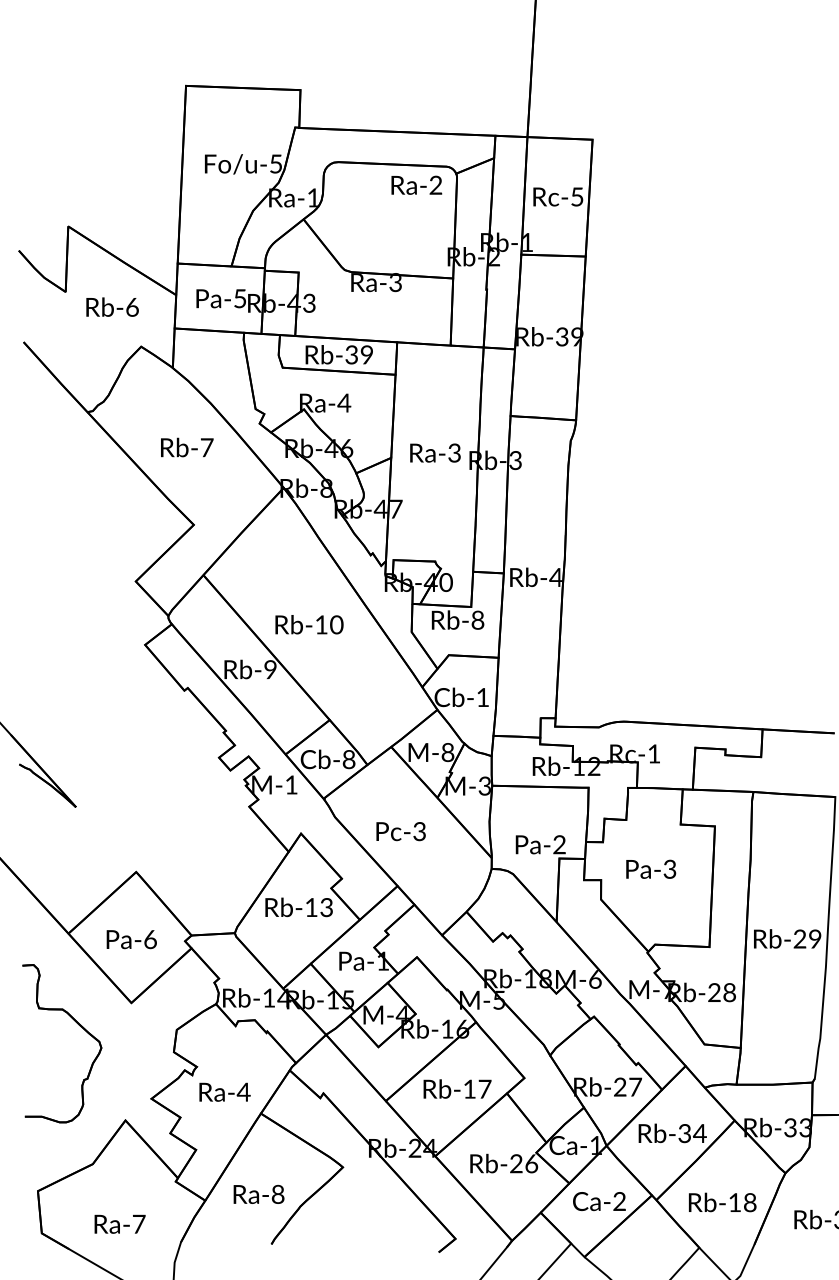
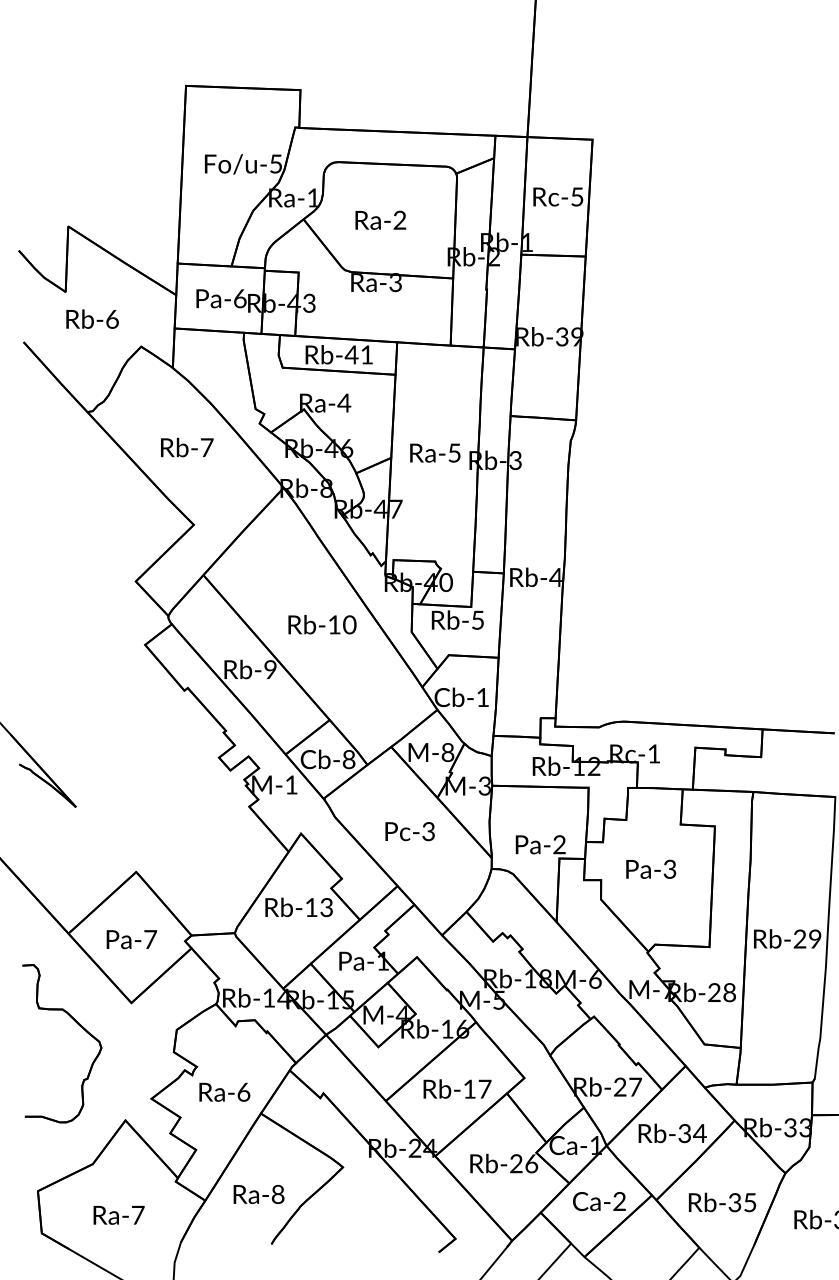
text position: (416, 184) -> (380, 219) (380, 219)
text: Pa-5 -> Pa-6 (240, 298)
text position: (112, 306) -> (92, 318) (92, 318)
text: Rb-39 -> Rb-41 (358, 354)
text: Ra-3 -> Ra-5 (454, 452)
text: Rb-8 -> Rb-5 (477, 619)
text position: (309, 624) -> (322, 624) (322, 624)
text position: (400, 831) -> (409, 831) (409, 831)
text: Pa-6 -> Pa-7 (150, 939)
text: Ra-4 -> Ra-6 (243, 1092)
text: Rb-18 -> Rb-35 (742, 1202)
text position: (119, 1223) -> (118, 1214) (118, 1214)
